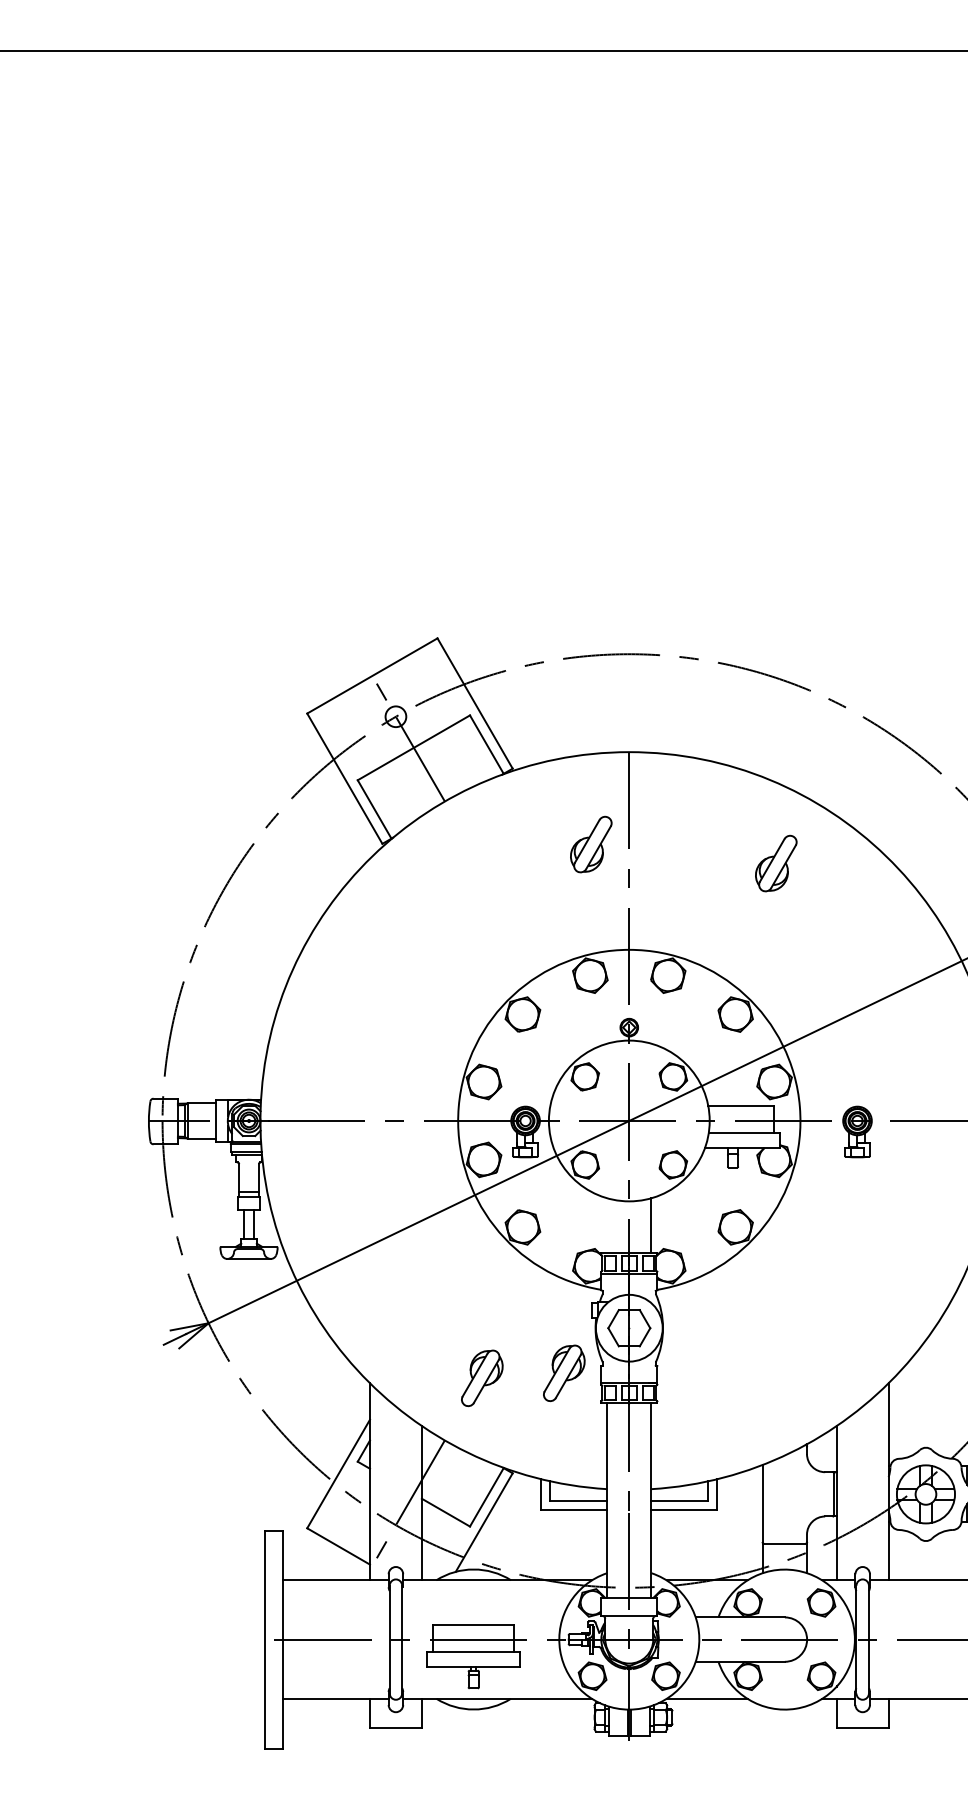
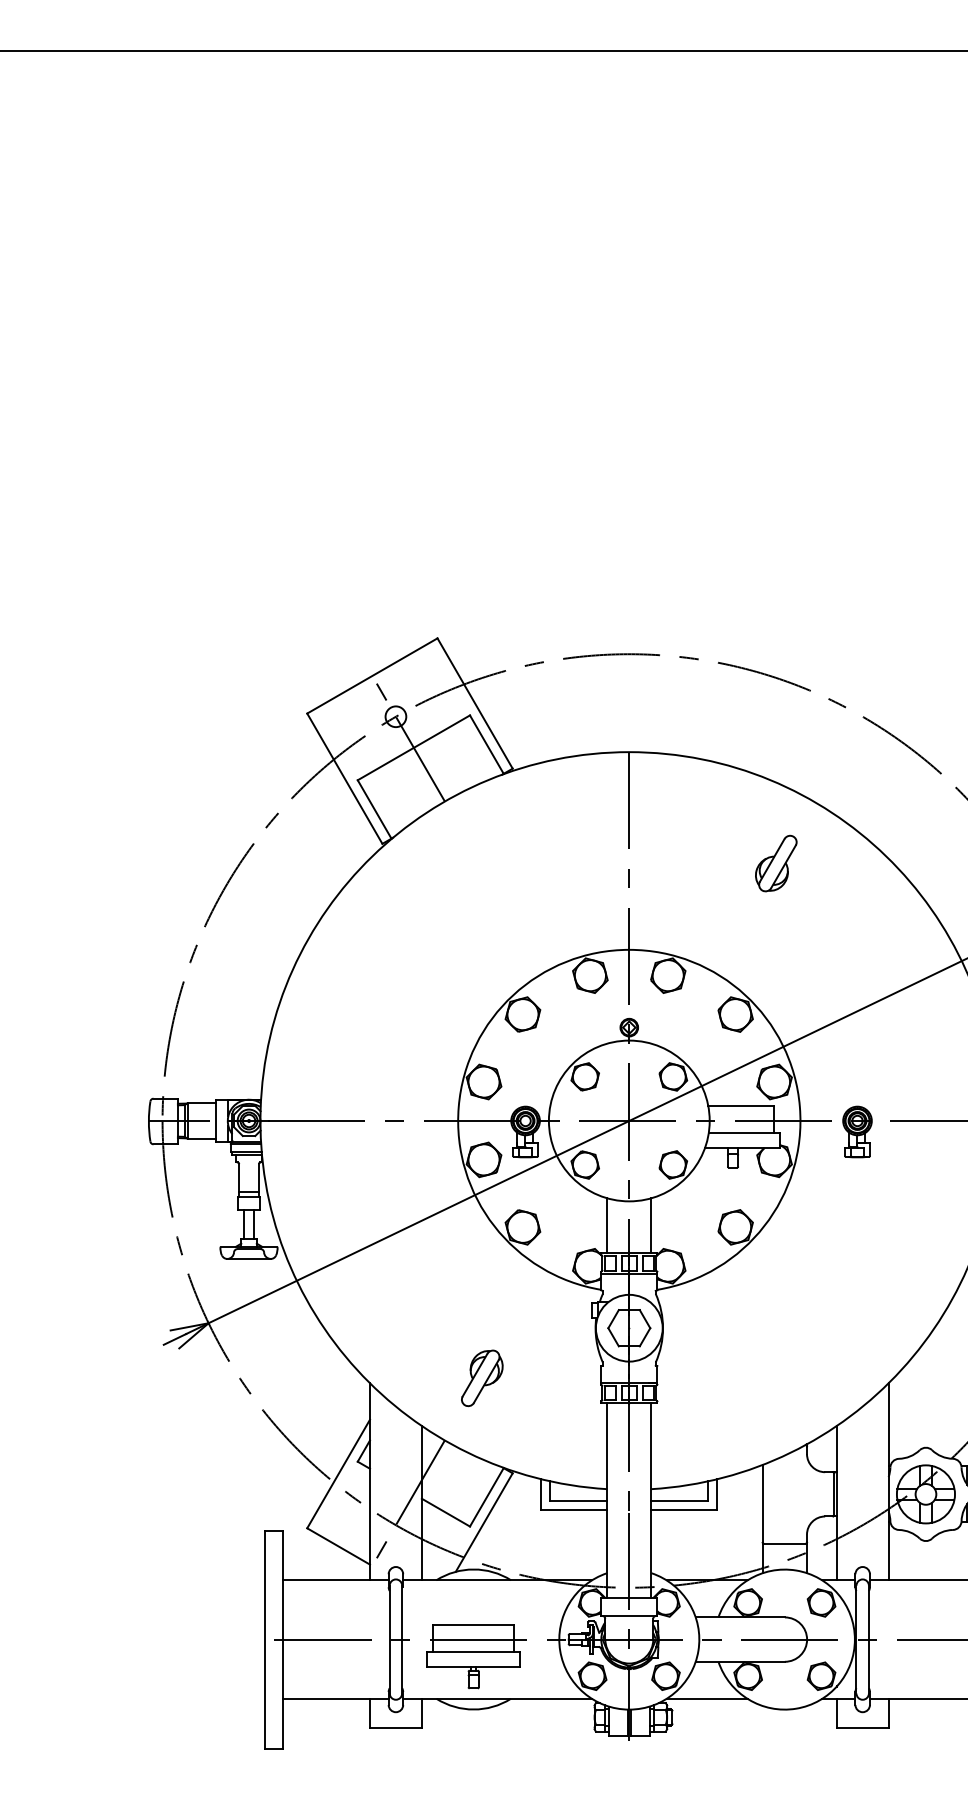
part: present -> none (591, 844)
line: none -> present (607, 1225)
part: present -> none (564, 1373)
